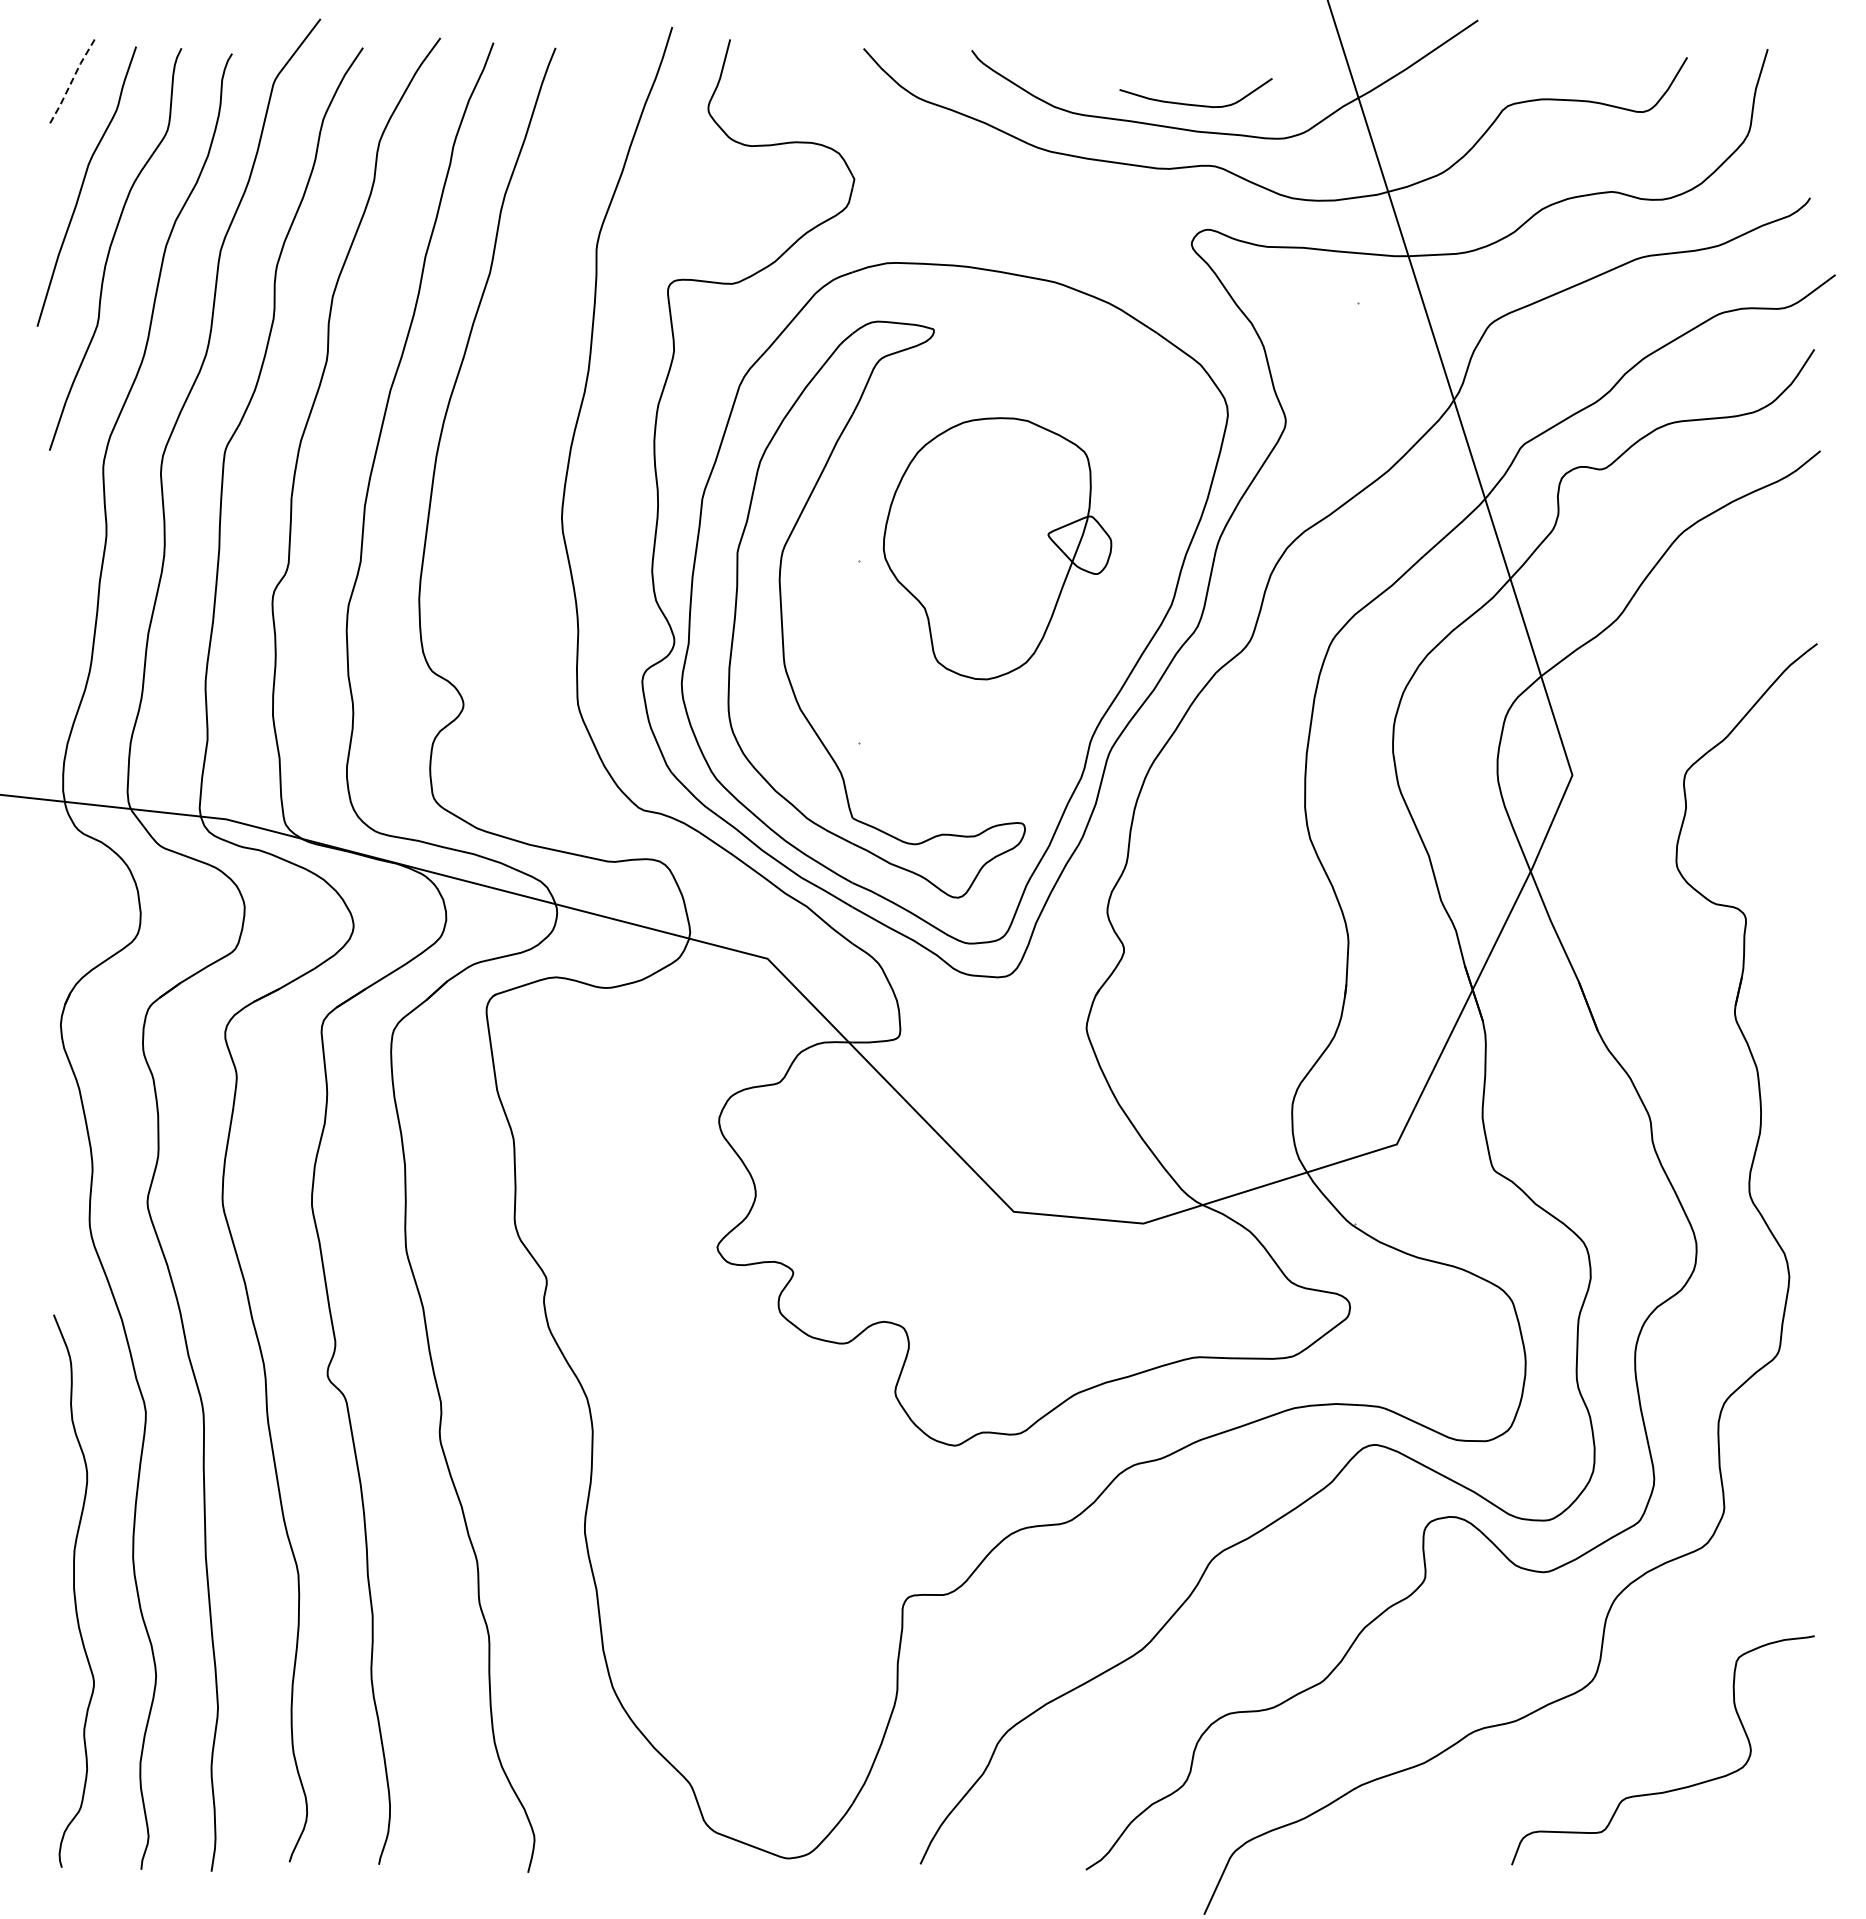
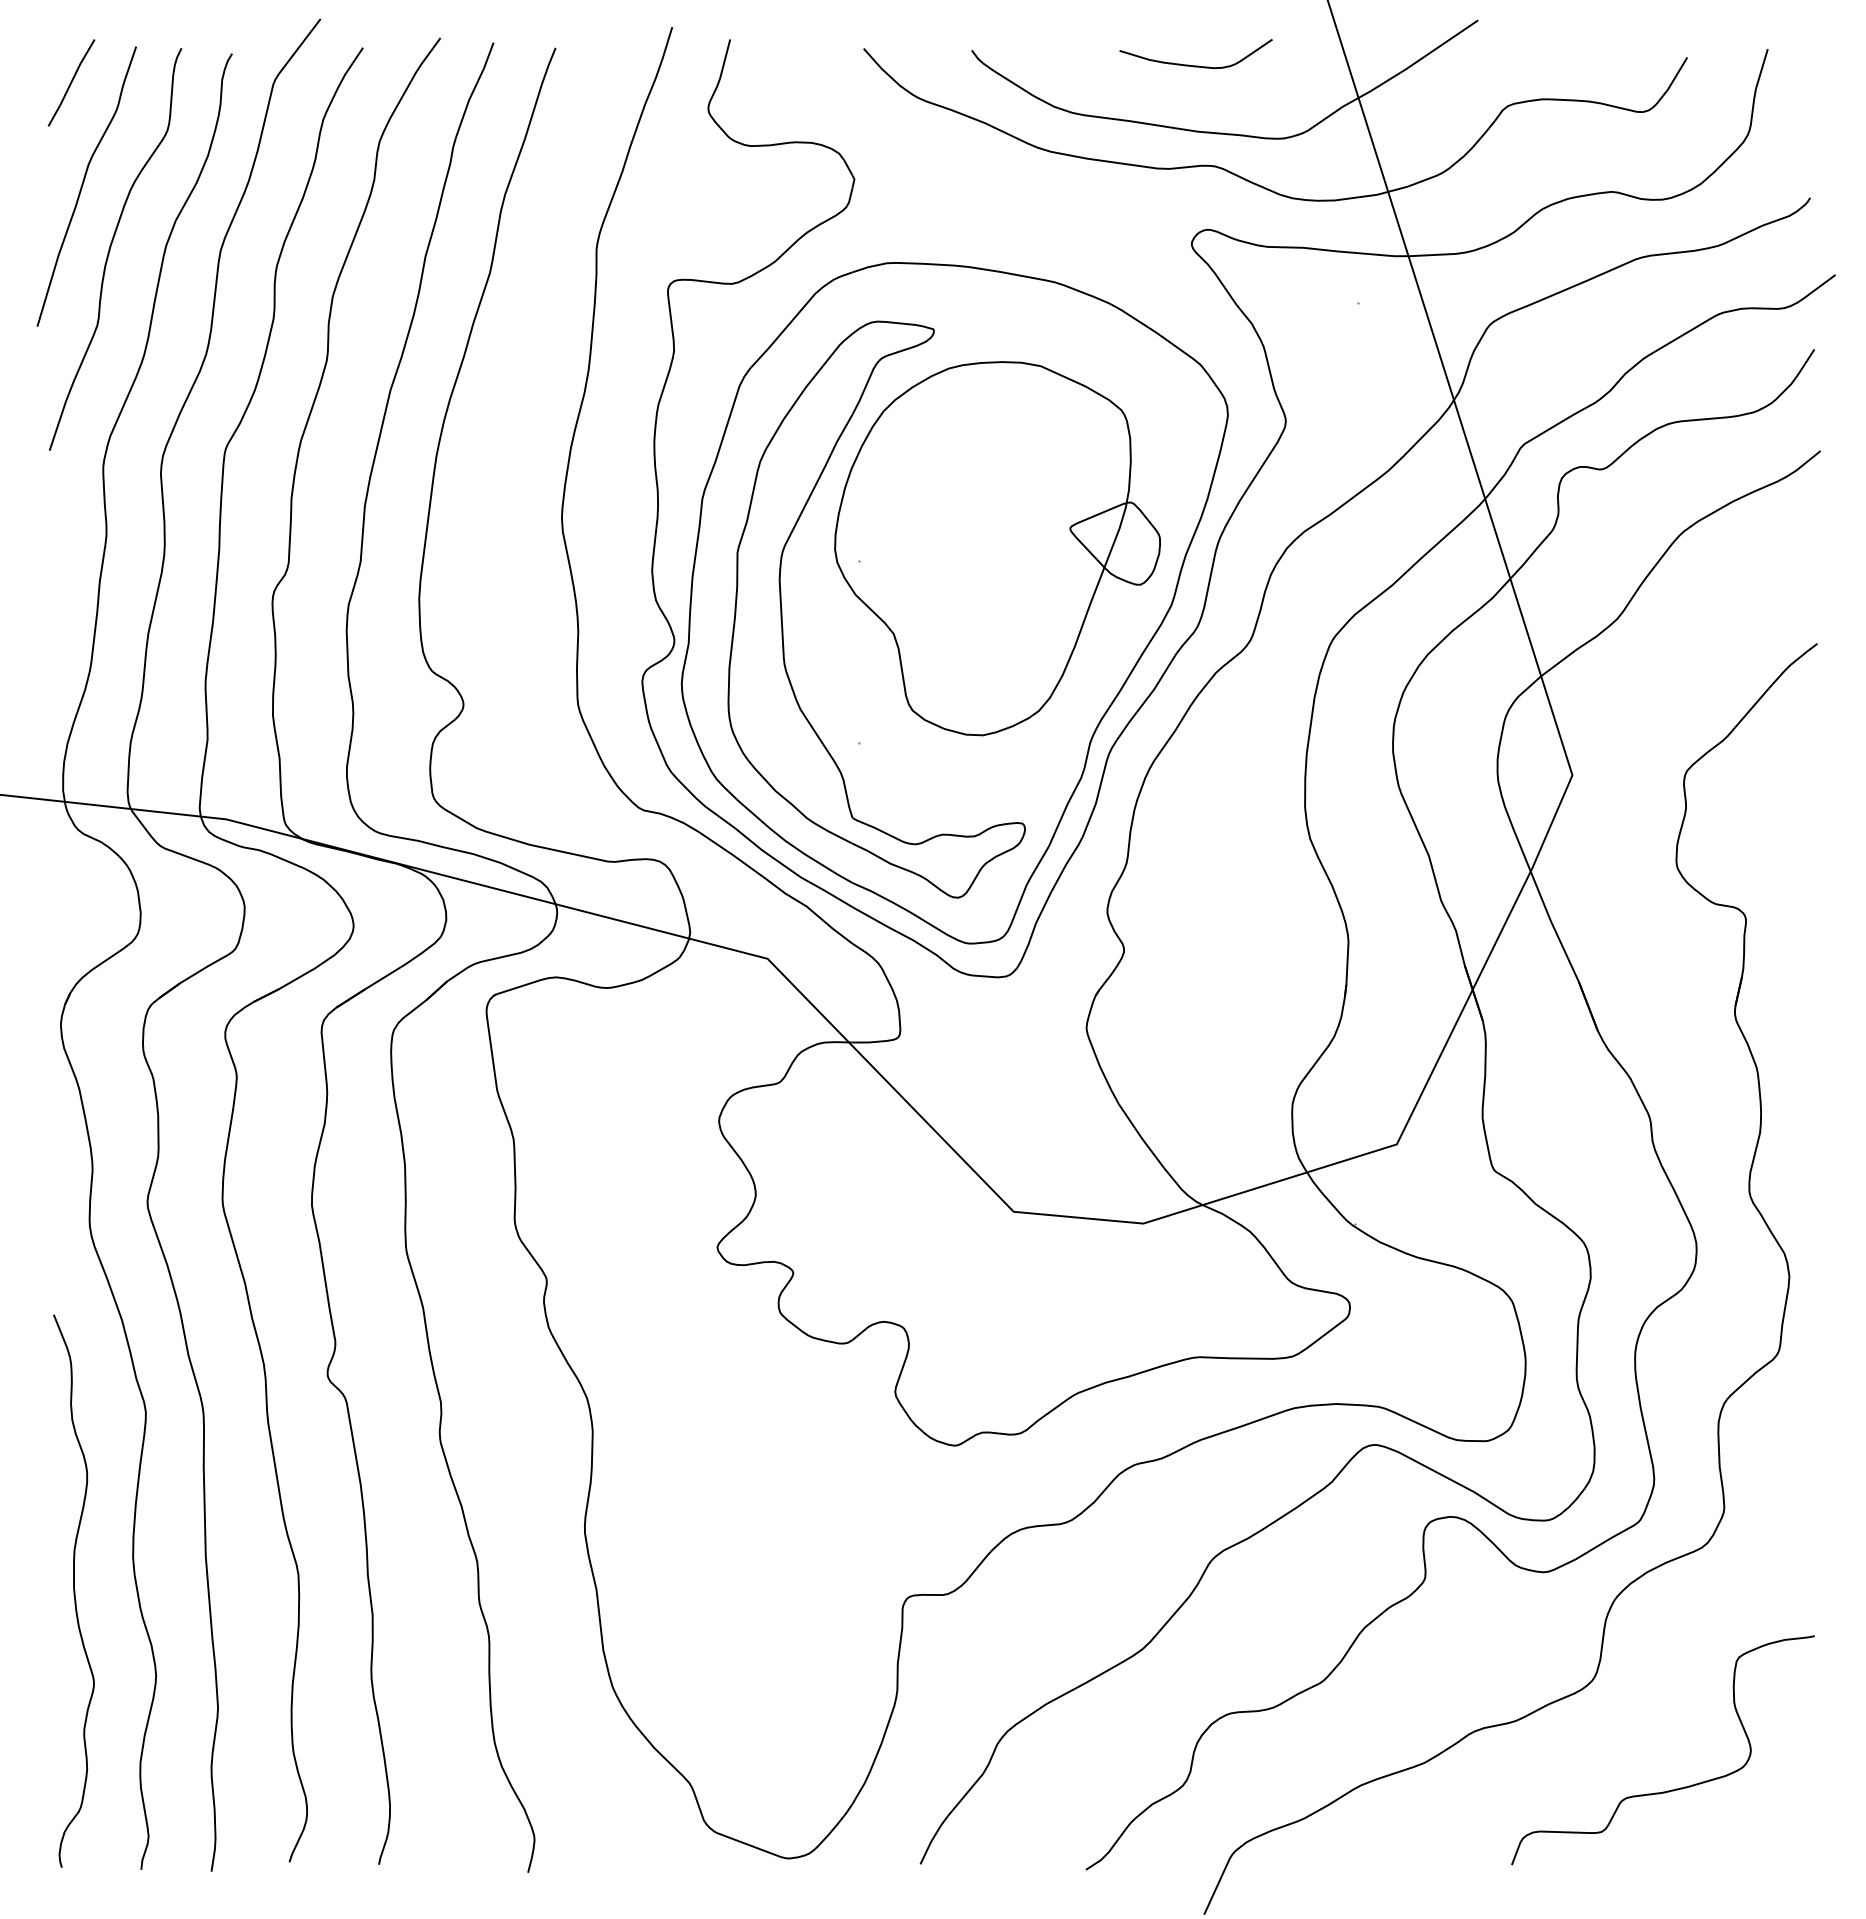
line: dashed -> solid (71, 82)
curve position: (1195, 104) -> (1195, 65) (1195, 65)
part size: 231x264 px -> 327x376 px (997, 548)
